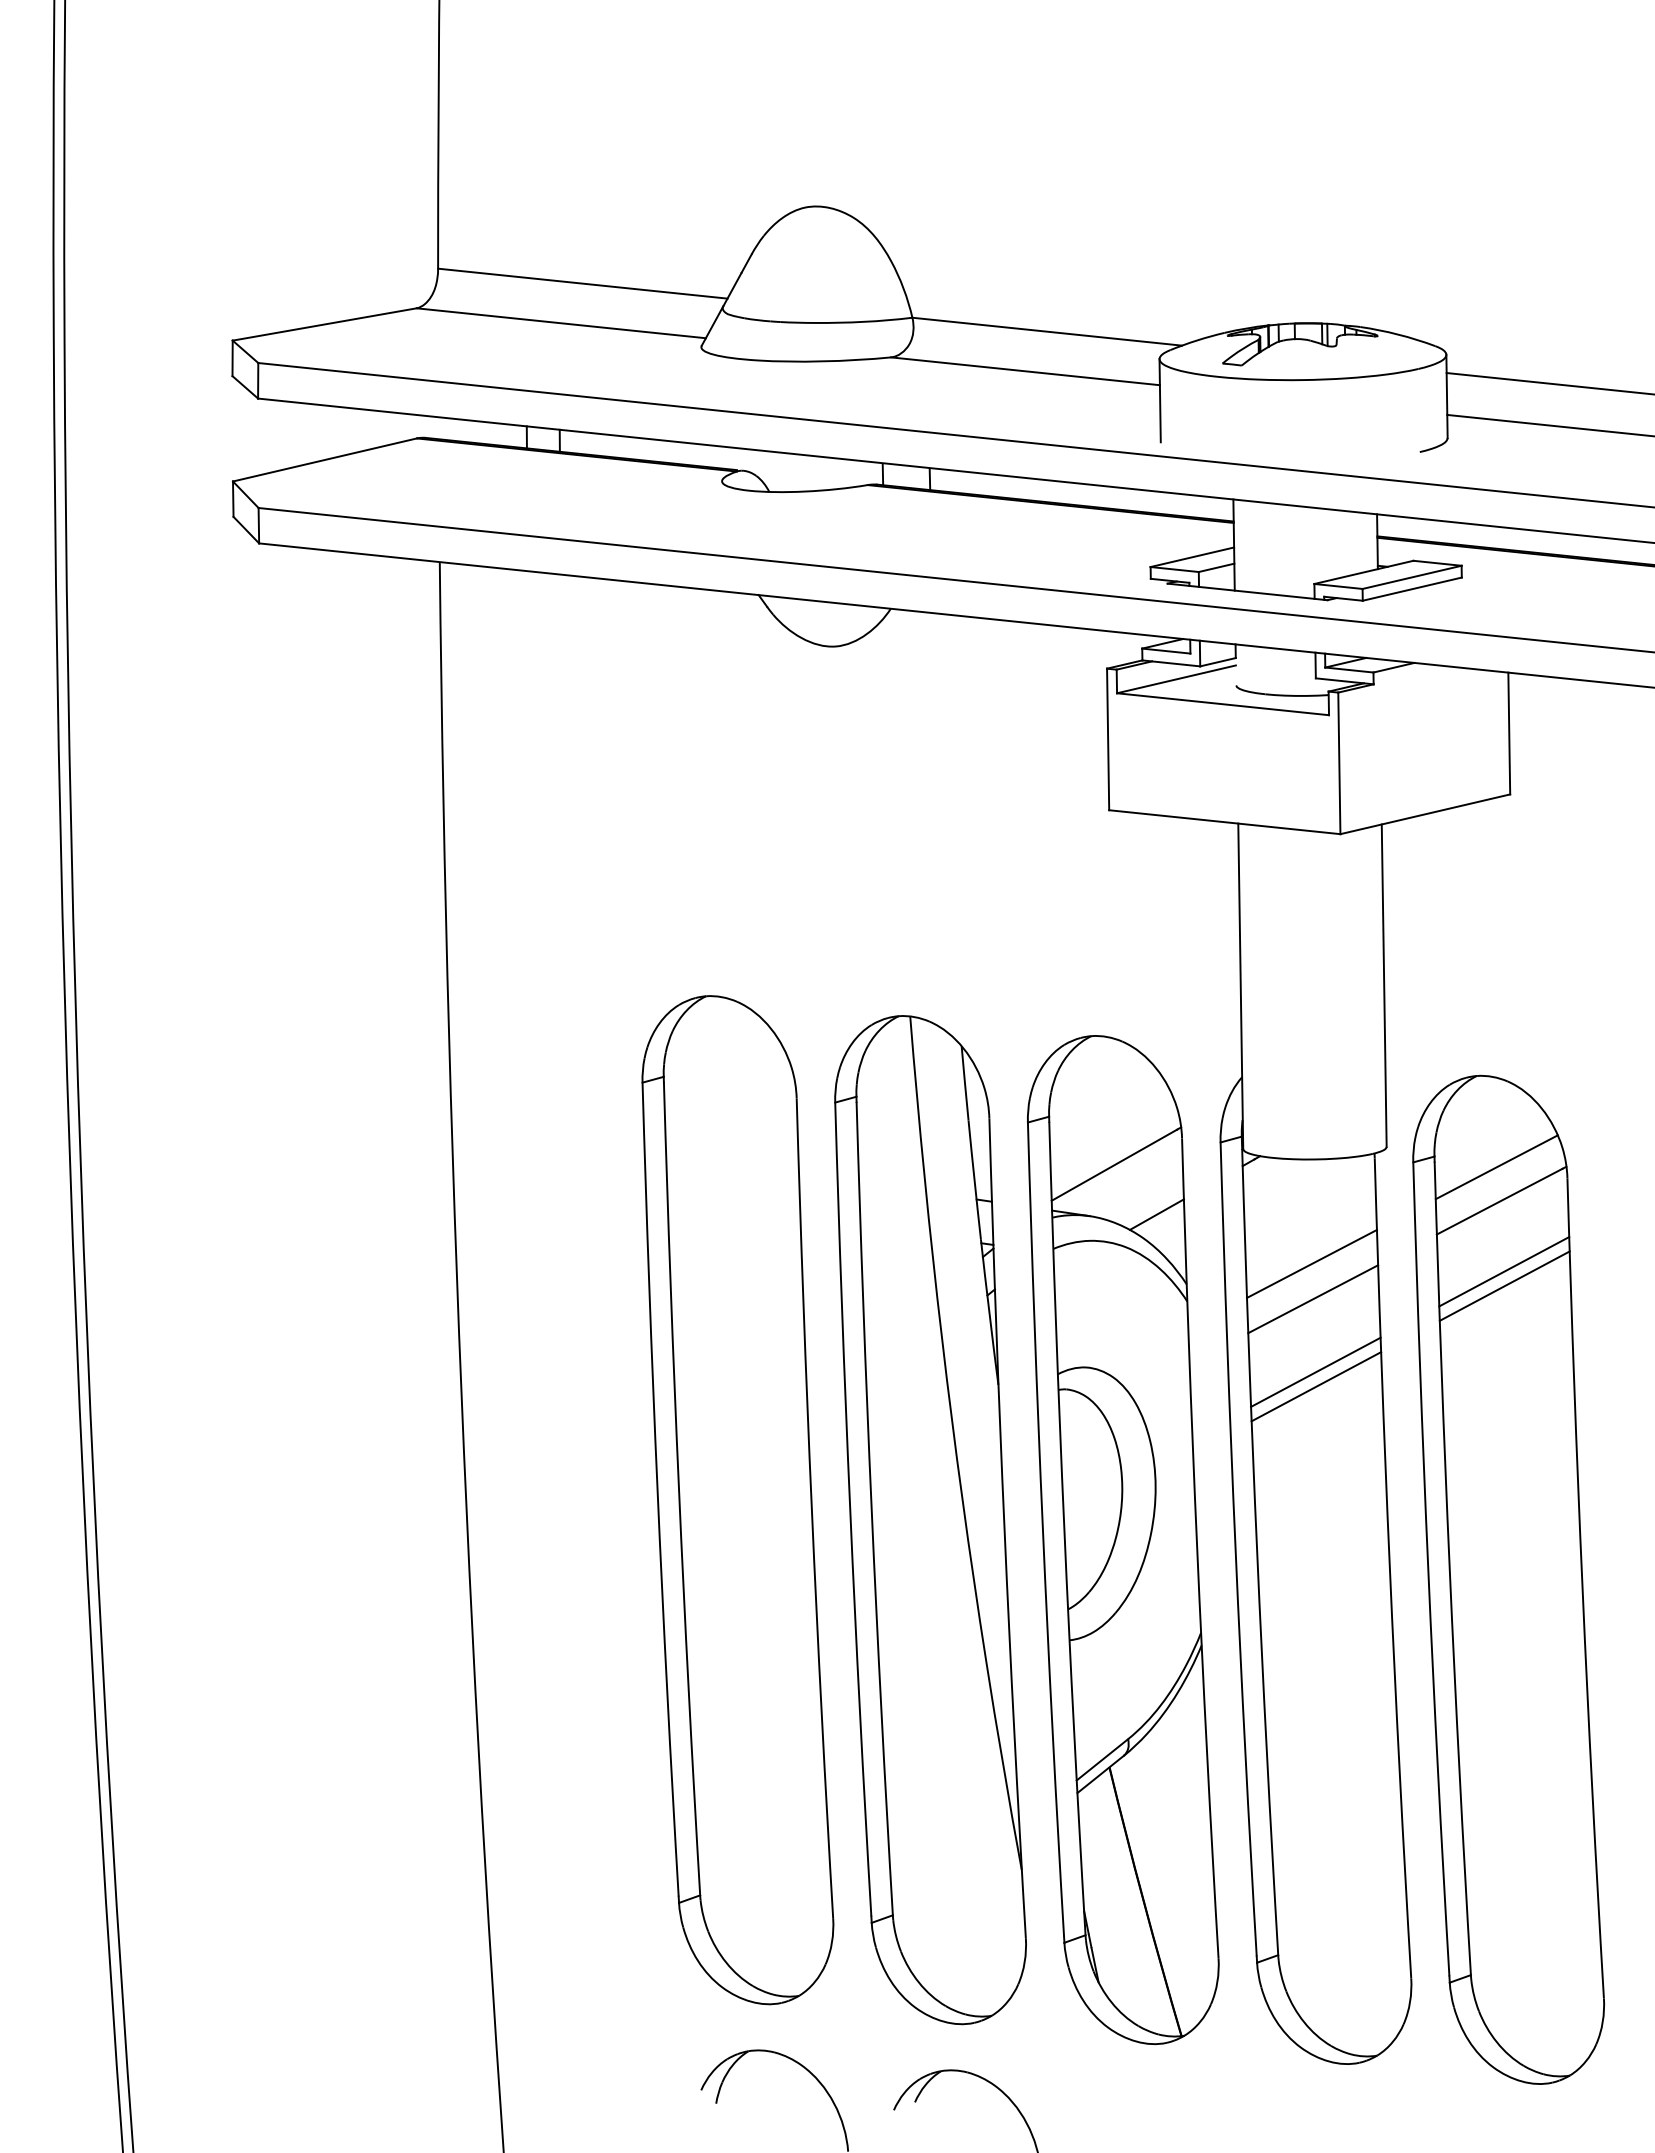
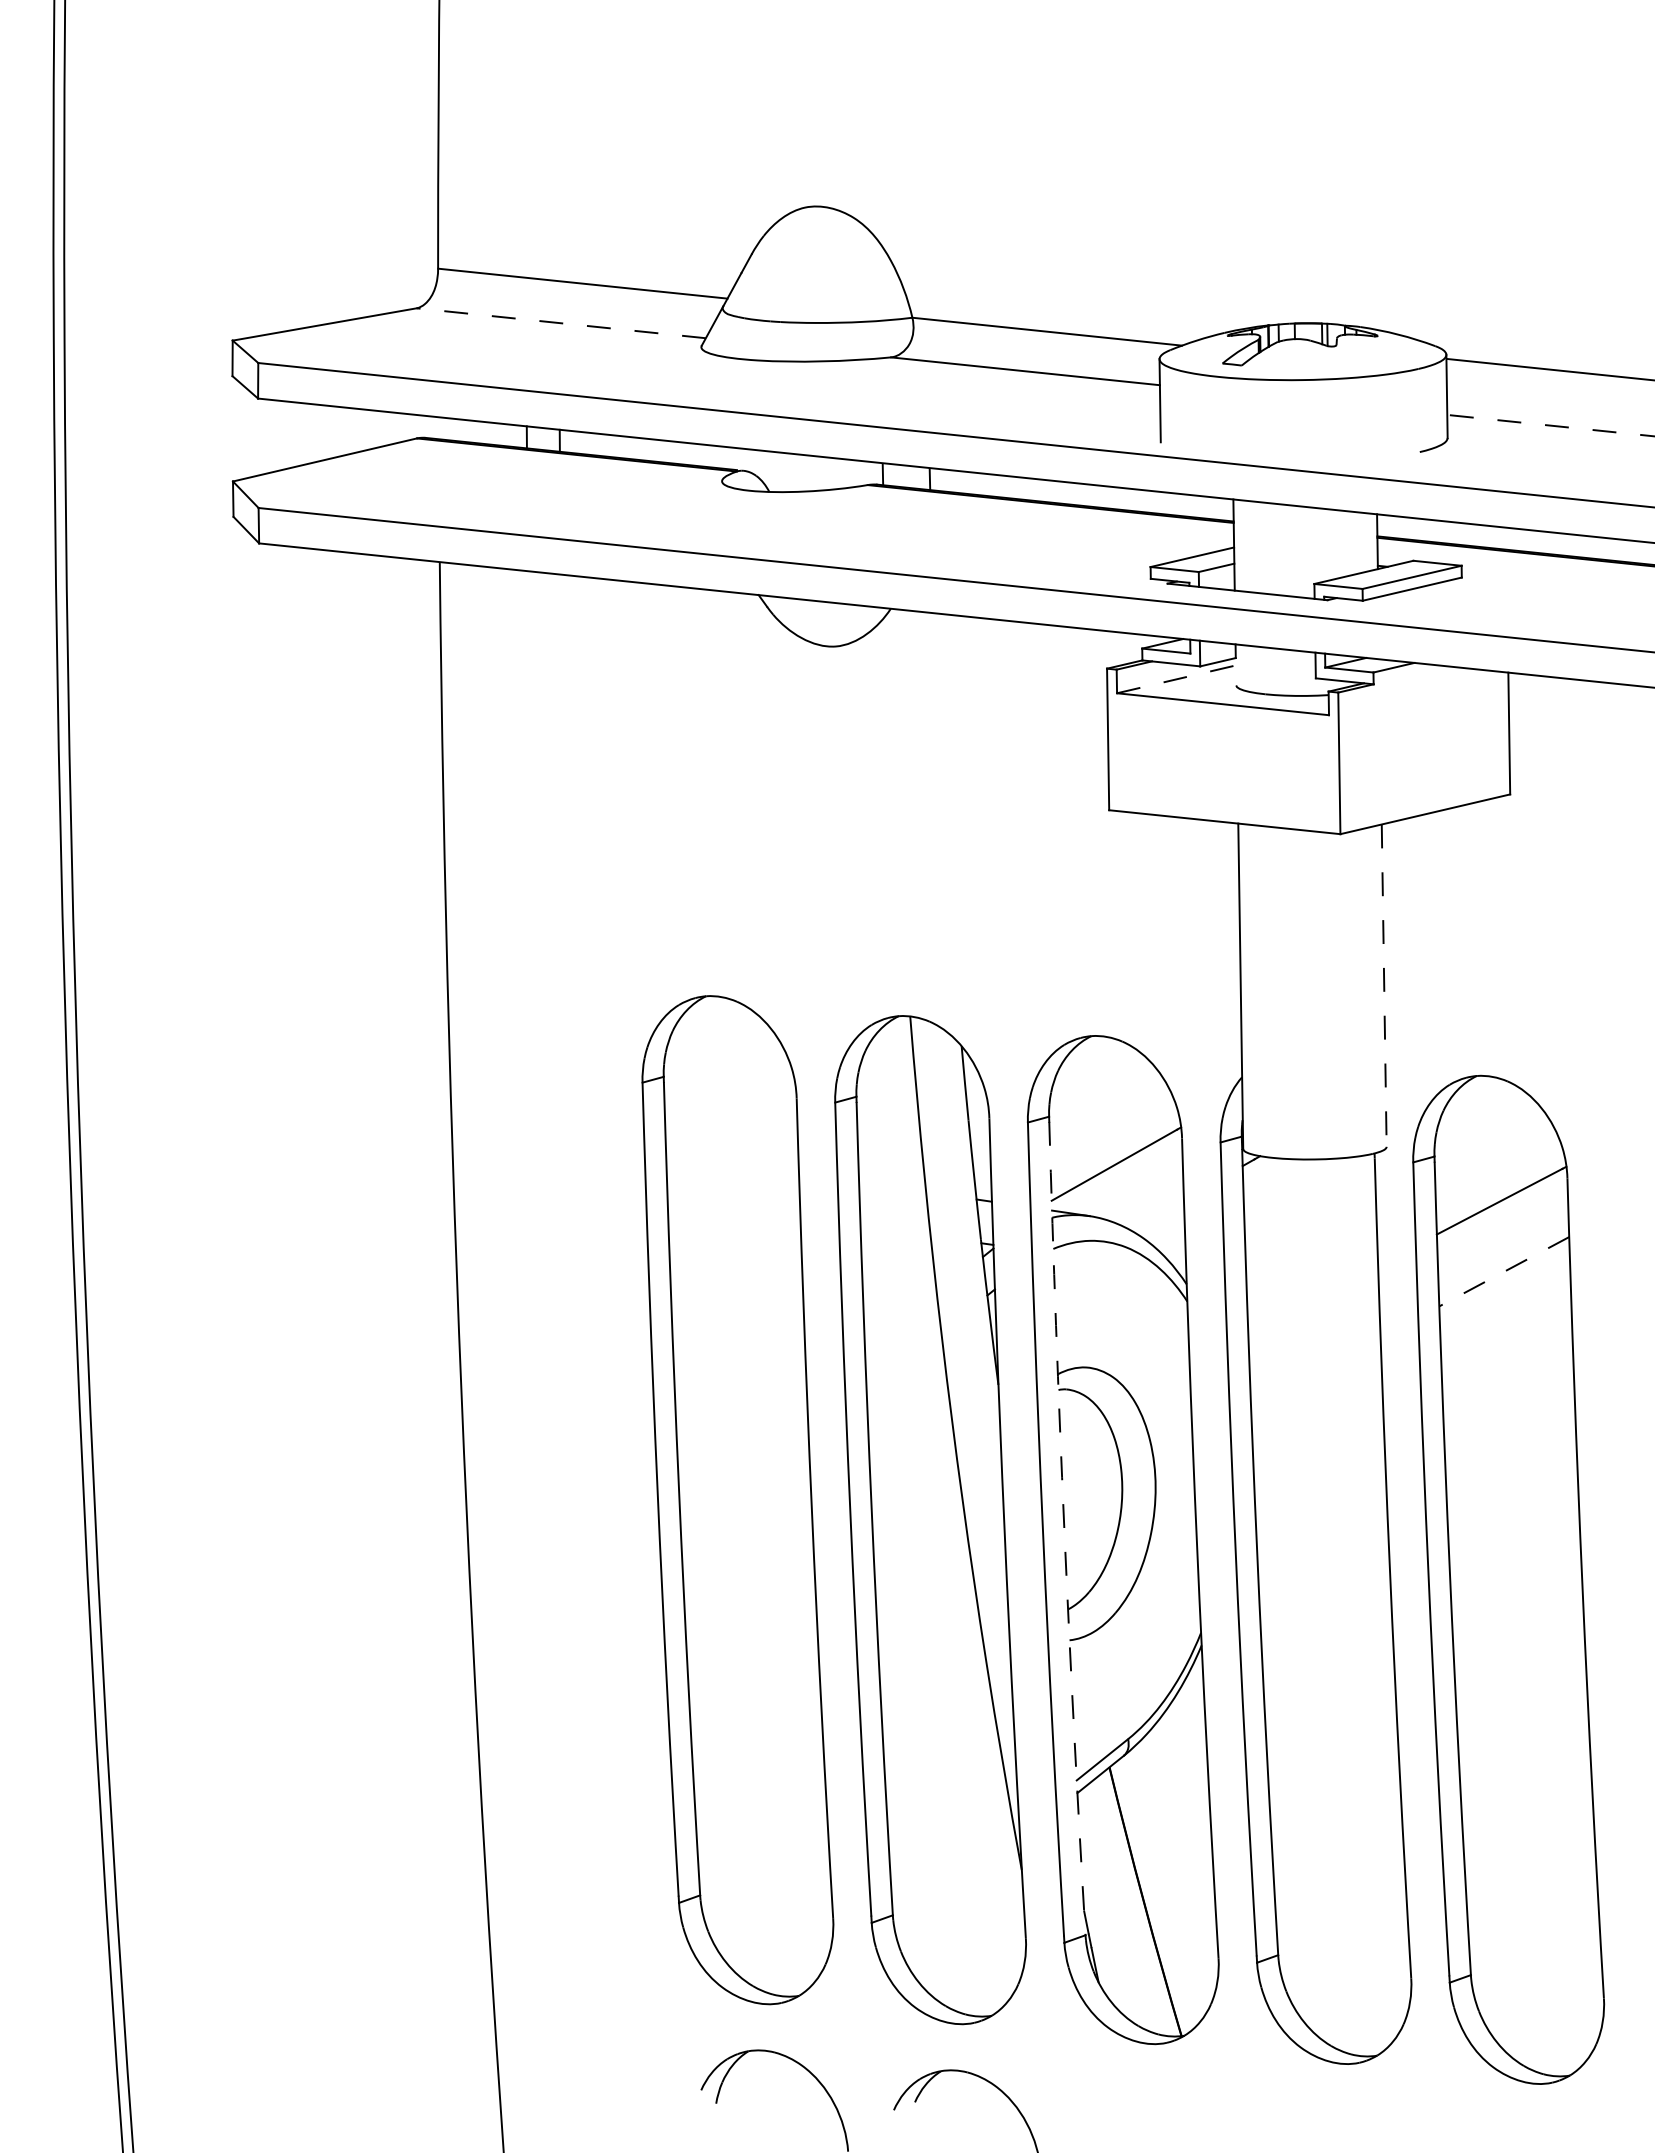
line: solid -> dashed (560, 323)
line position: (1548, 383) -> (1549, 369) (1549, 369)
line: solid -> dashed (1550, 425)
line: solid -> dashed (1176, 679)
line: solid -> dashed (1384, 986)
line: present -> none (1496, 1167)
line: present -> none (1156, 1214)
line: present -> none (1311, 1263)
line: solid -> dashed (1504, 1271)
line: present -> none (1504, 1285)
line: present -> none (1313, 1299)
line: present -> none (1315, 1371)
line: present -> none (1316, 1386)
arc: solid -> dashed (1064, 1528)
